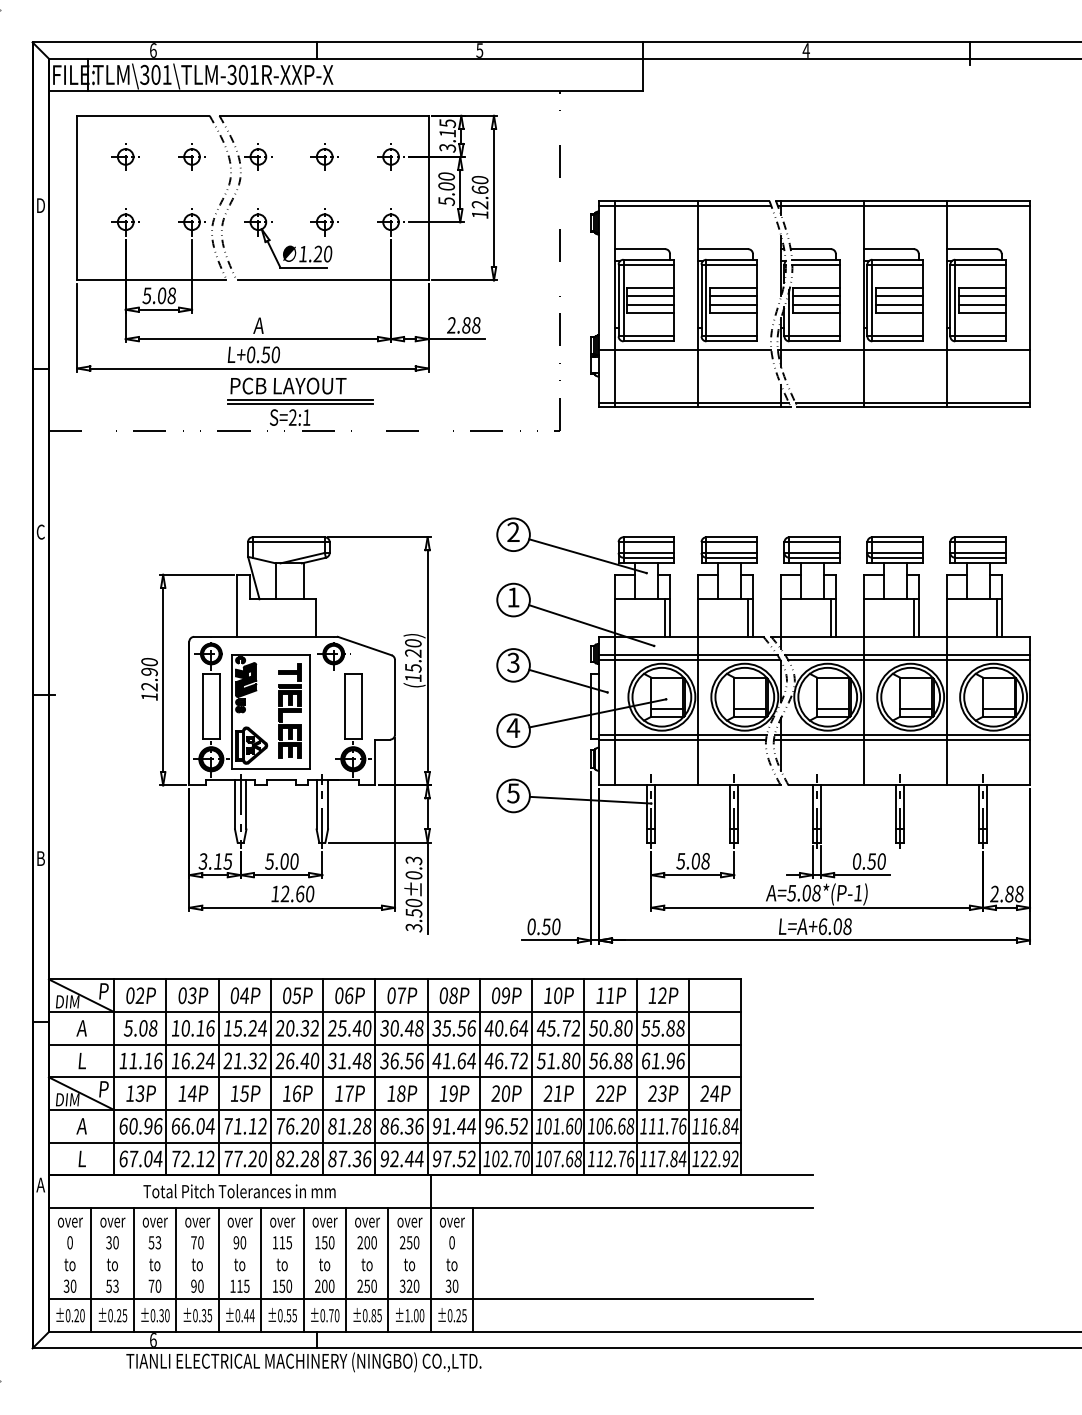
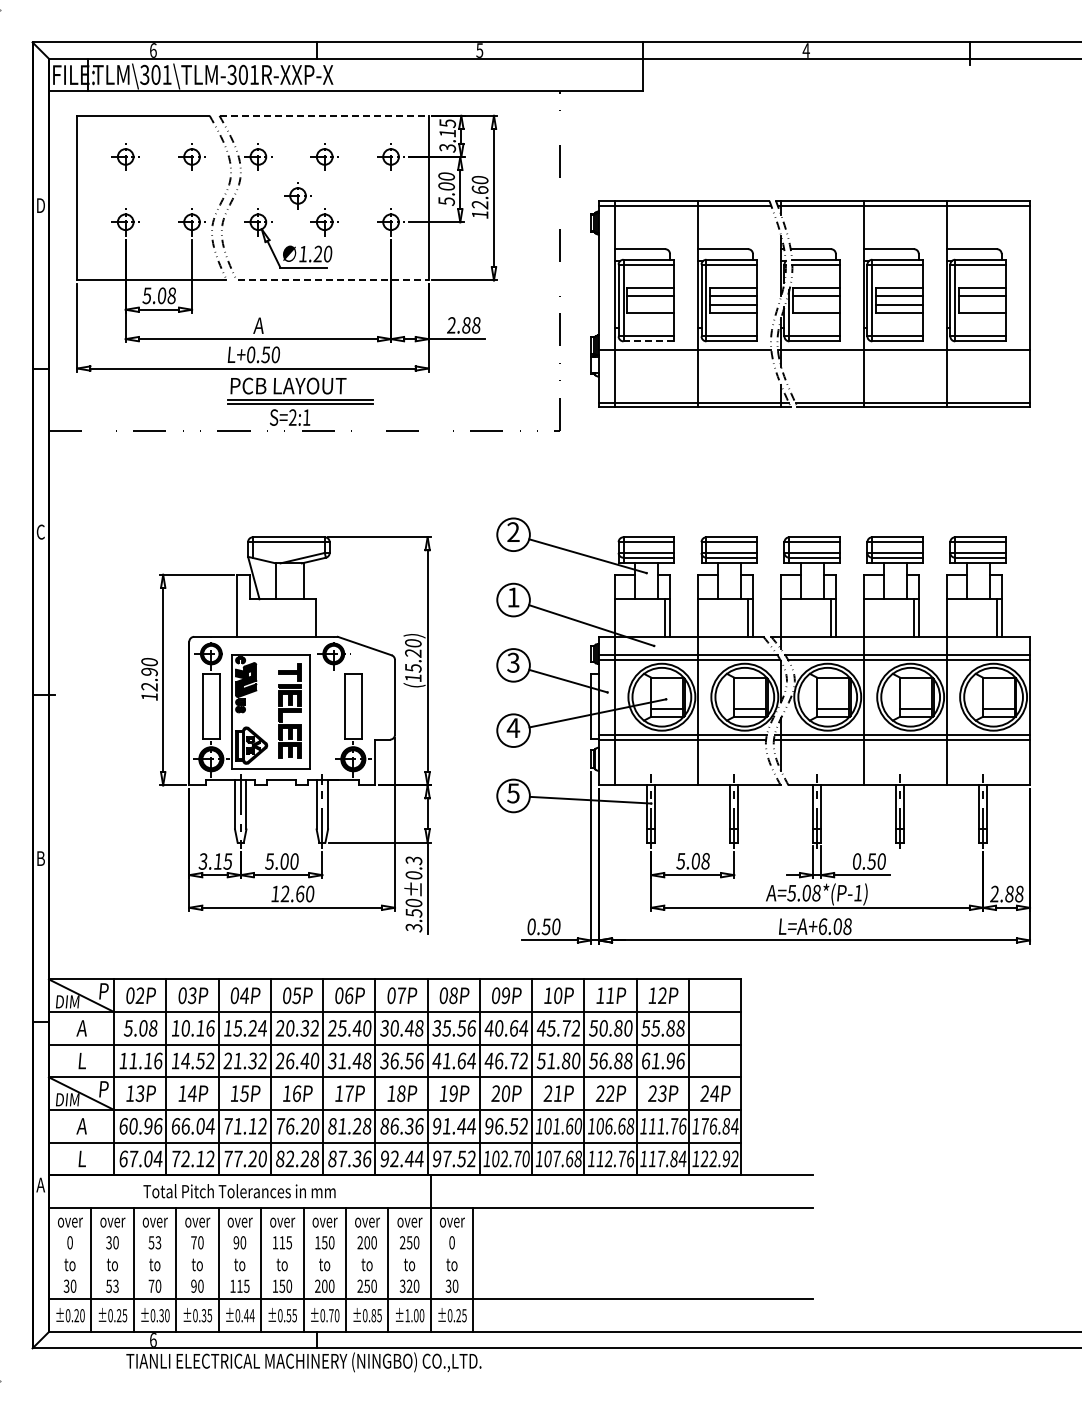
line: solid -> dashed (324, 115)
part: none -> present (297, 195)
line: solid -> dashed (333, 280)
line: present -> none (650, 304)
line: present -> none (815, 304)
line: present -> none (981, 304)
line: solid -> dashed (648, 341)
text: 16.24 -> 14.52 (197, 1060)
text: 116.84 -> 176.84 (705, 1126)
